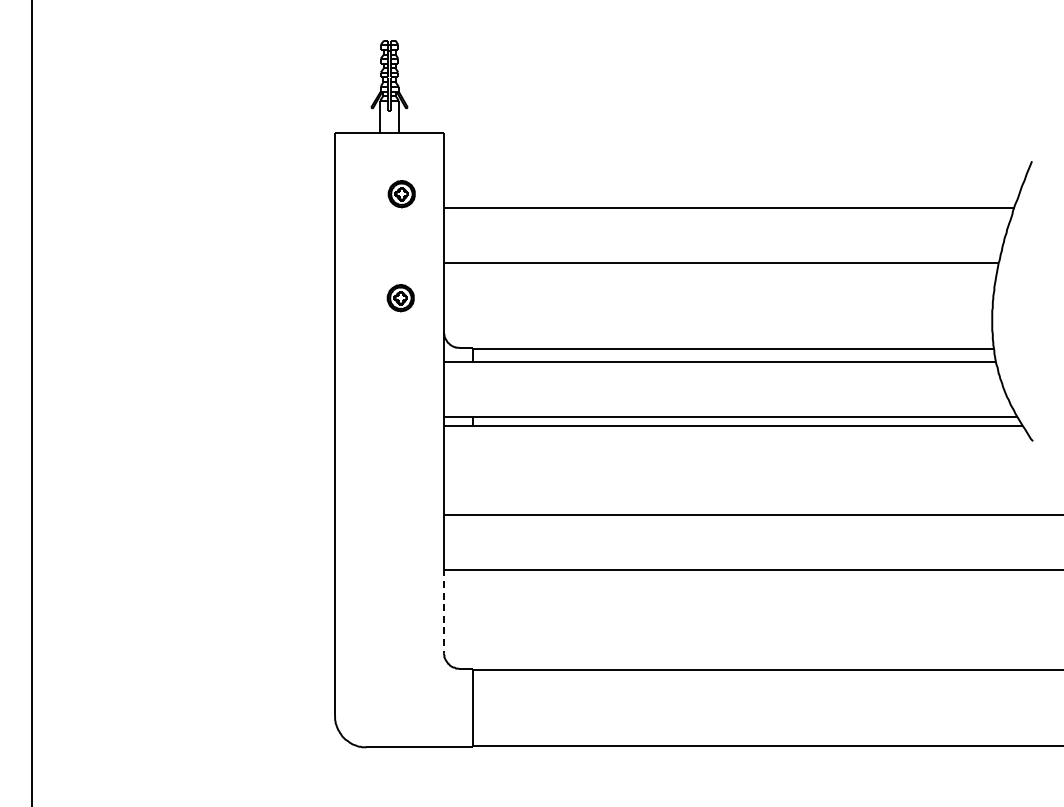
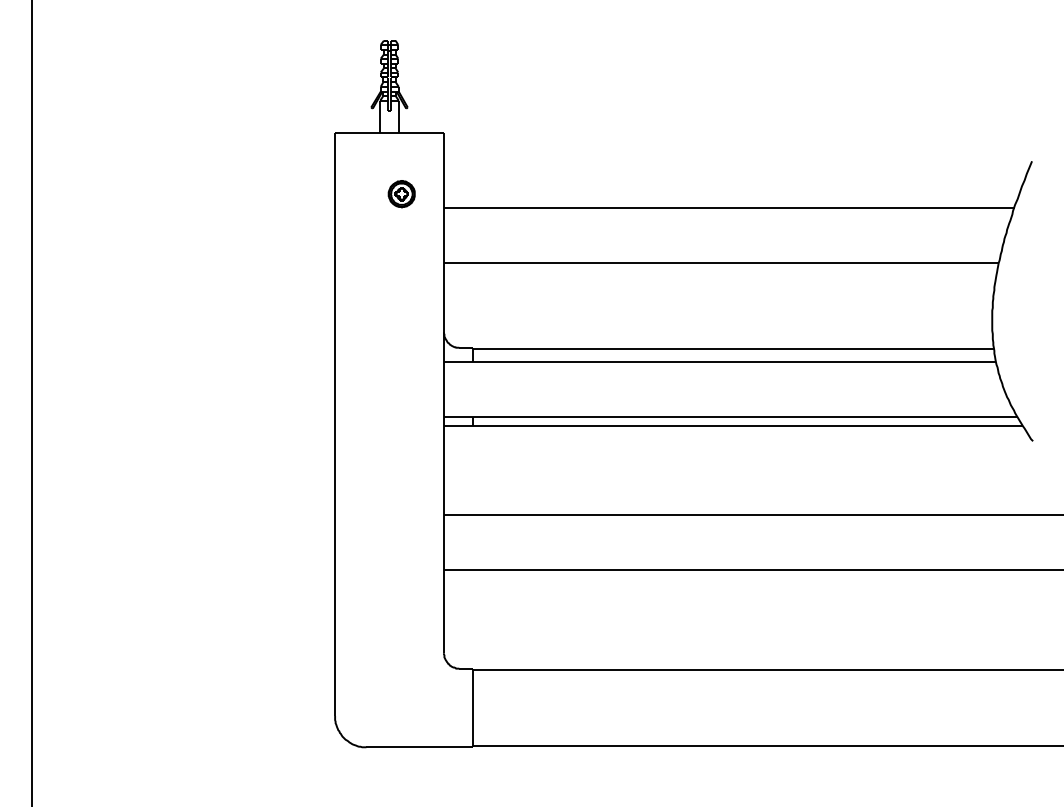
part: present -> none (400, 298)
line: dashed -> solid (443, 611)
